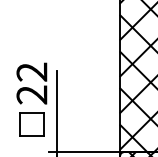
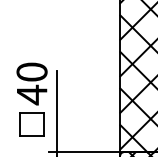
text: 22 -> 40 (31, 83)
